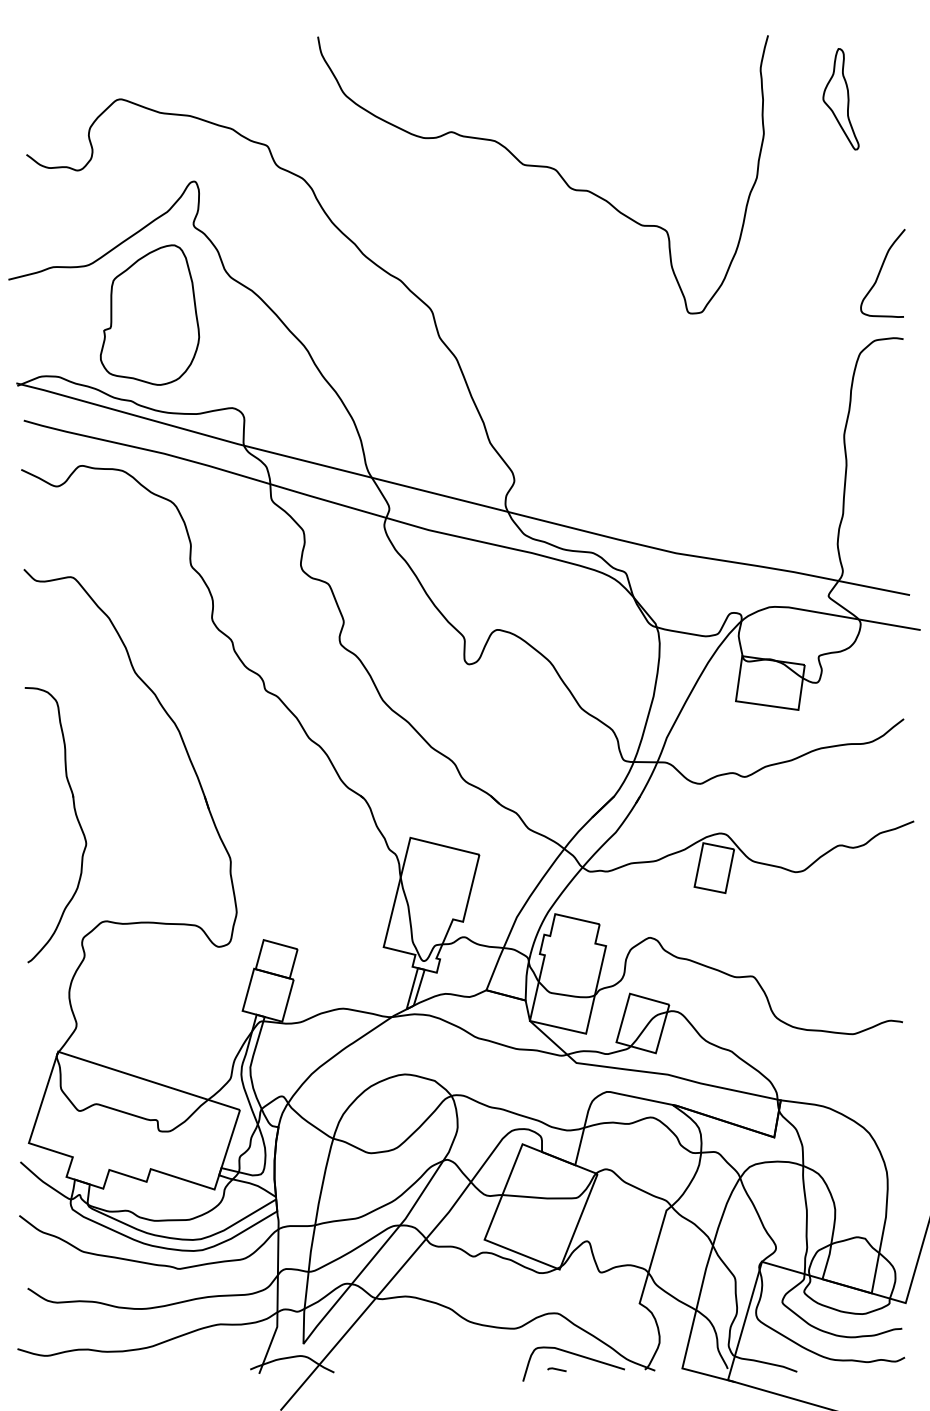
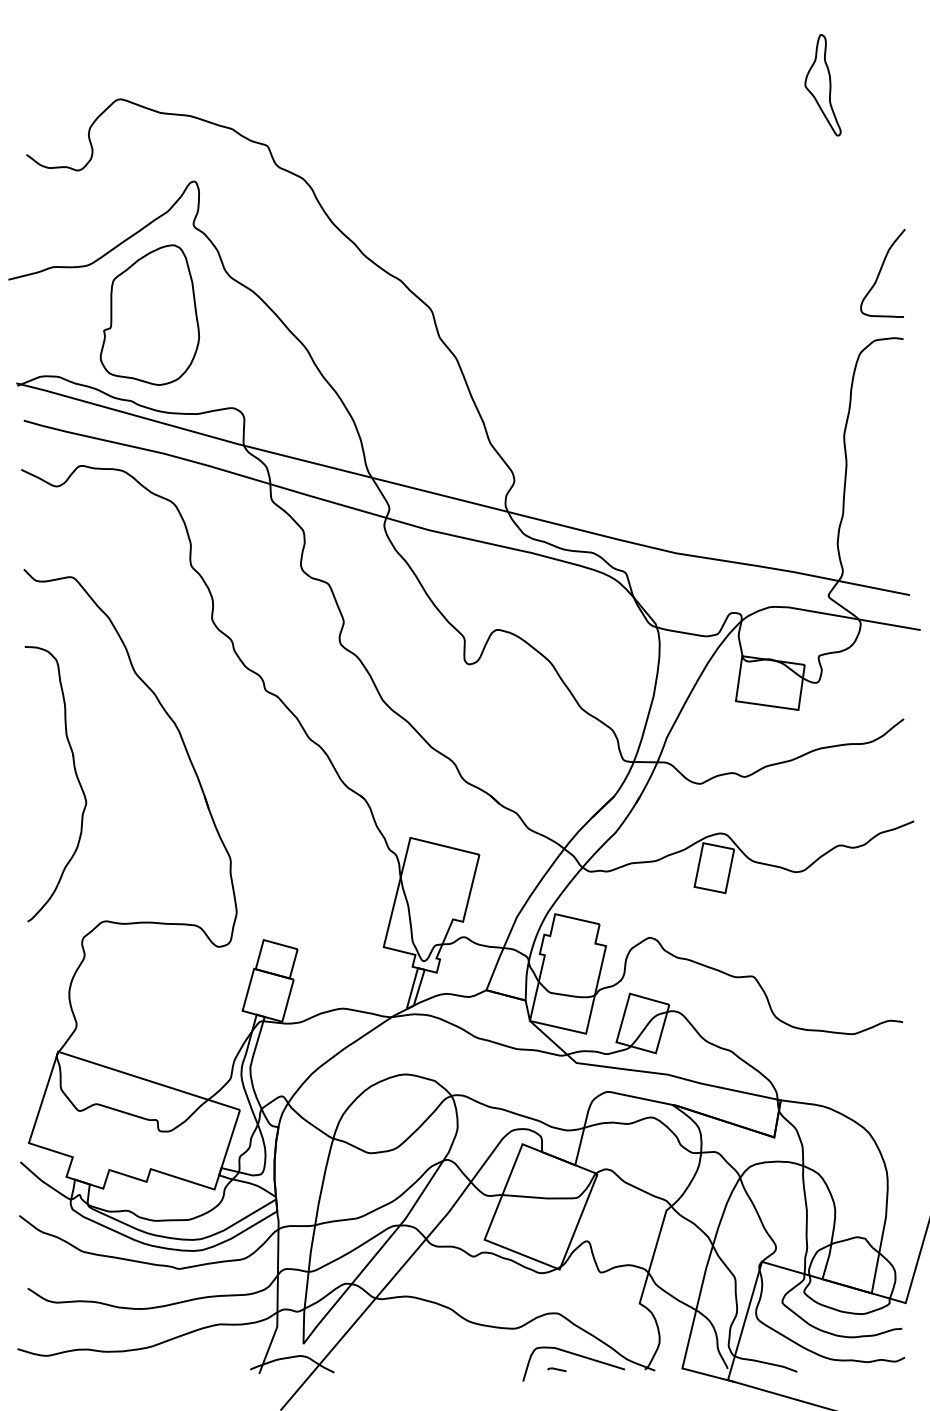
part position: (840, 99) -> (822, 85) (822, 85)
curve: present -> none (542, 167)
part position: (76, 819) -> (76, 778) (76, 778)
